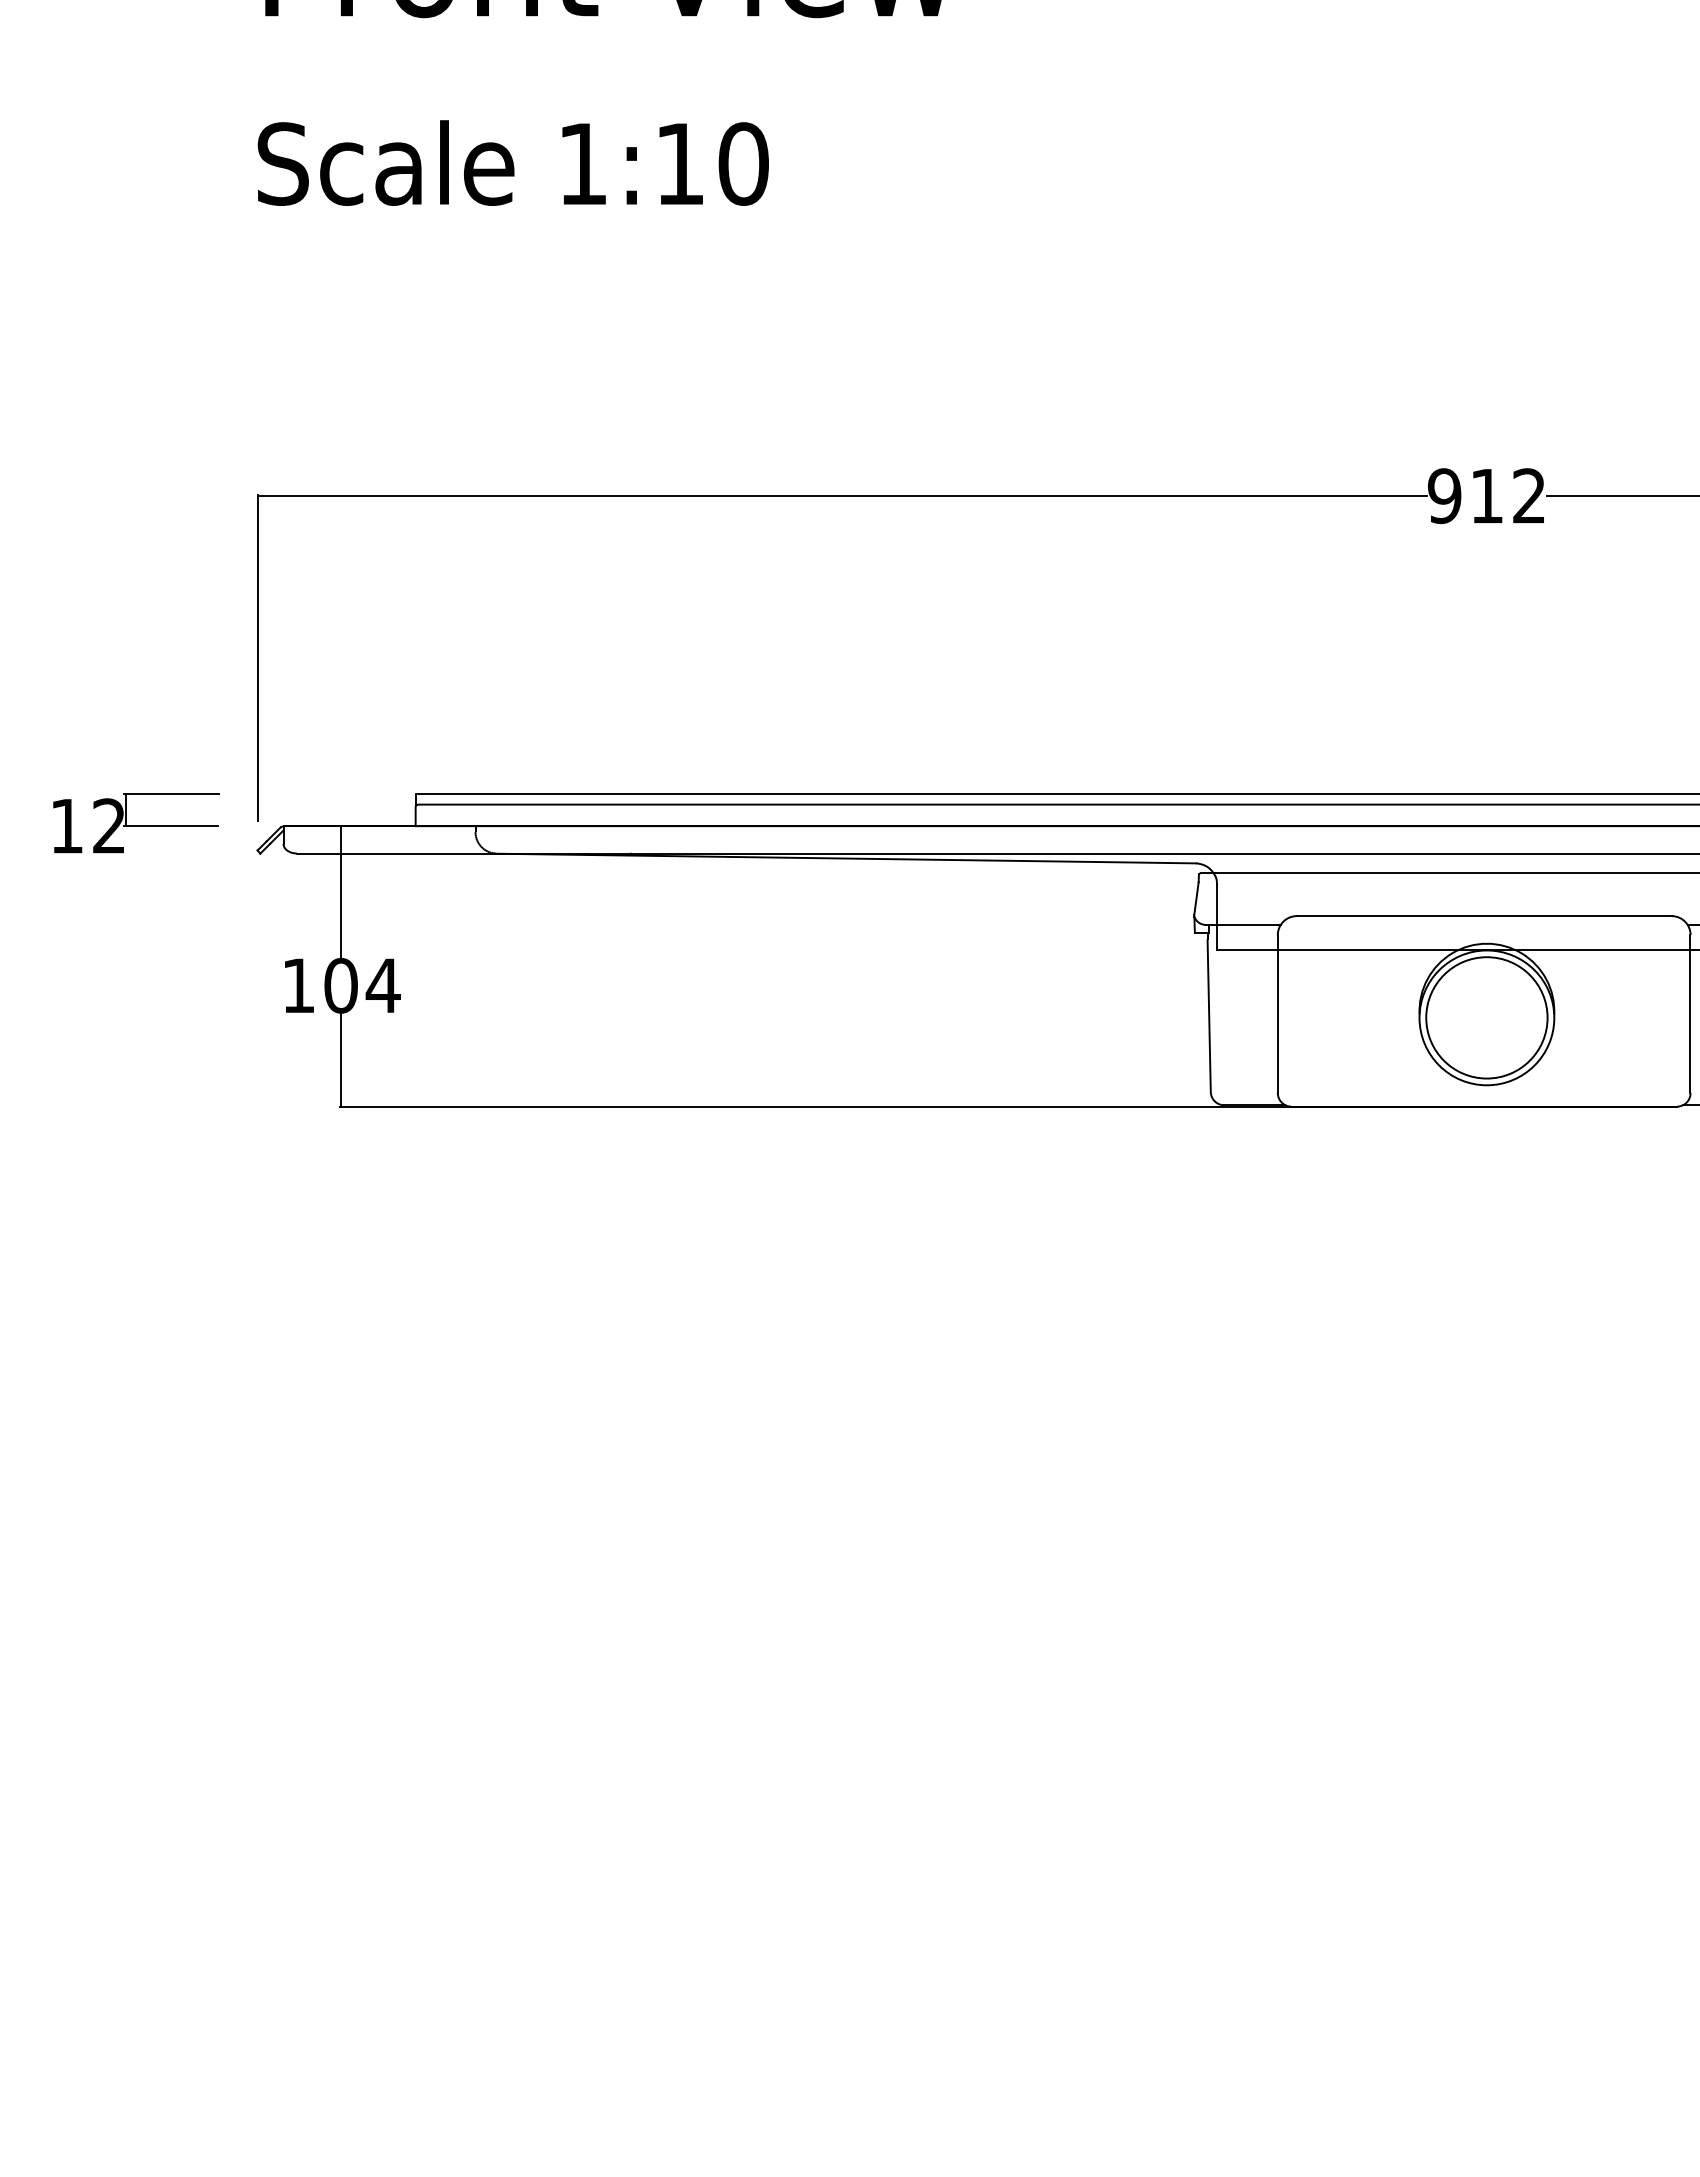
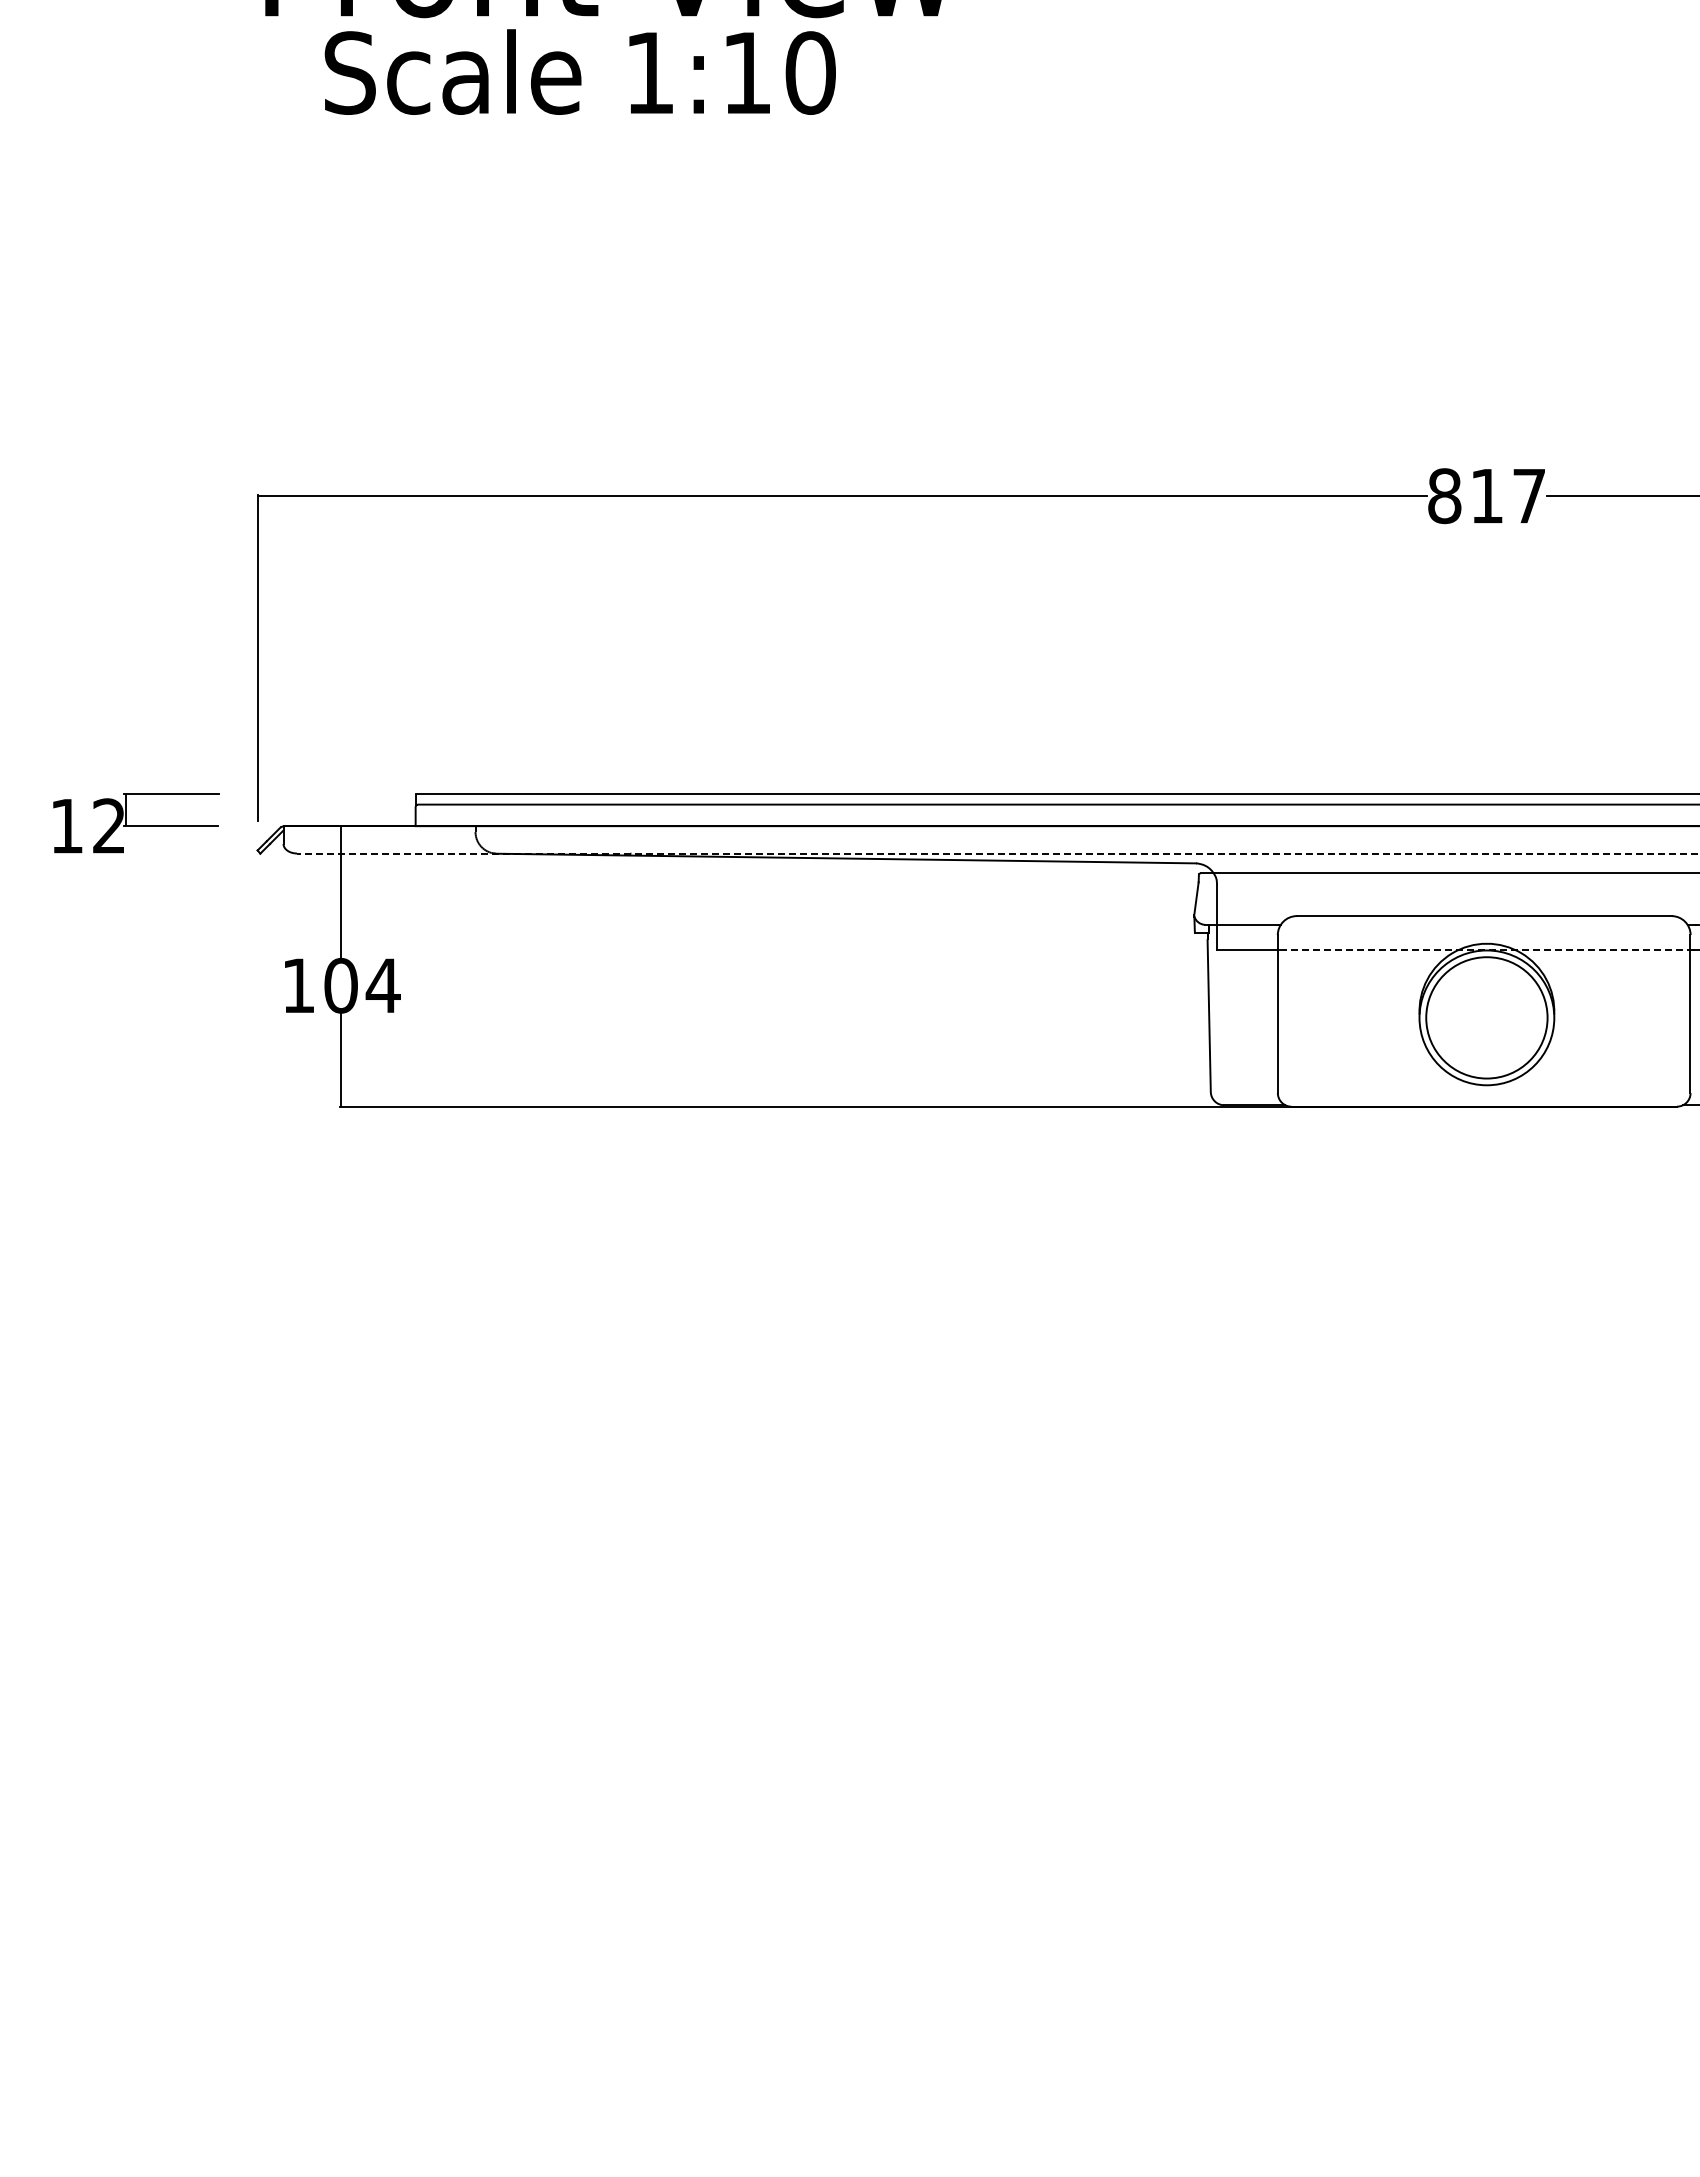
text position: (512, 162) -> (579, 71) (579, 71)
text: 912 -> 817 (1485, 496)
line: solid -> dashed (997, 853)
line: solid -> dashed (1486, 950)
